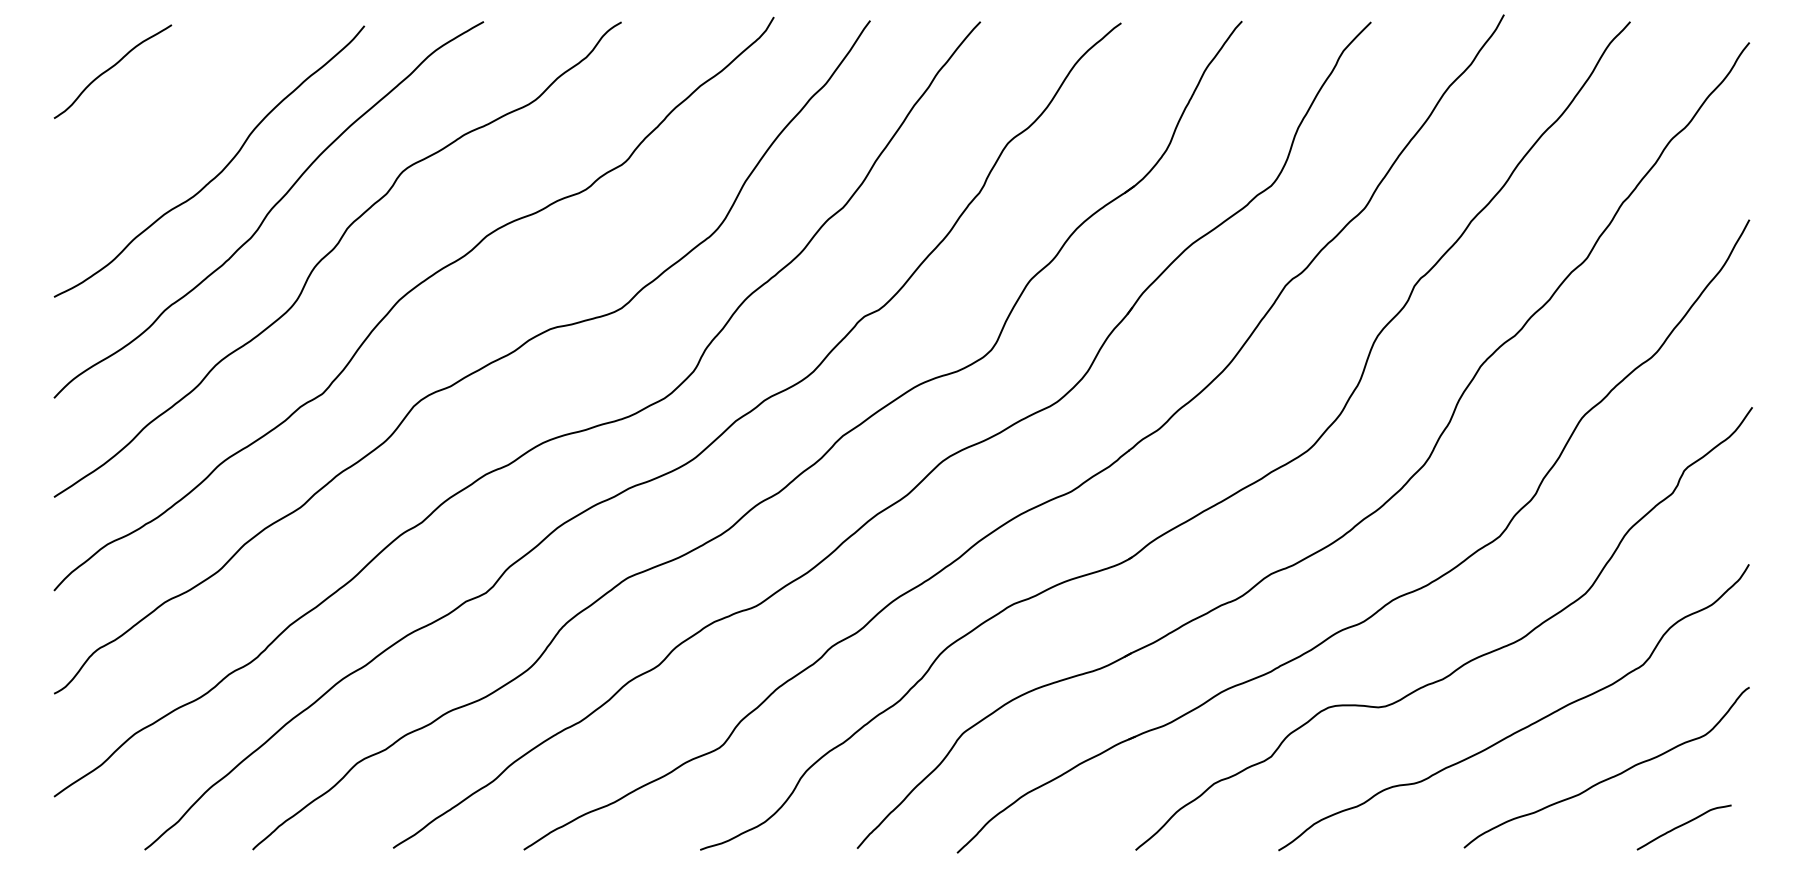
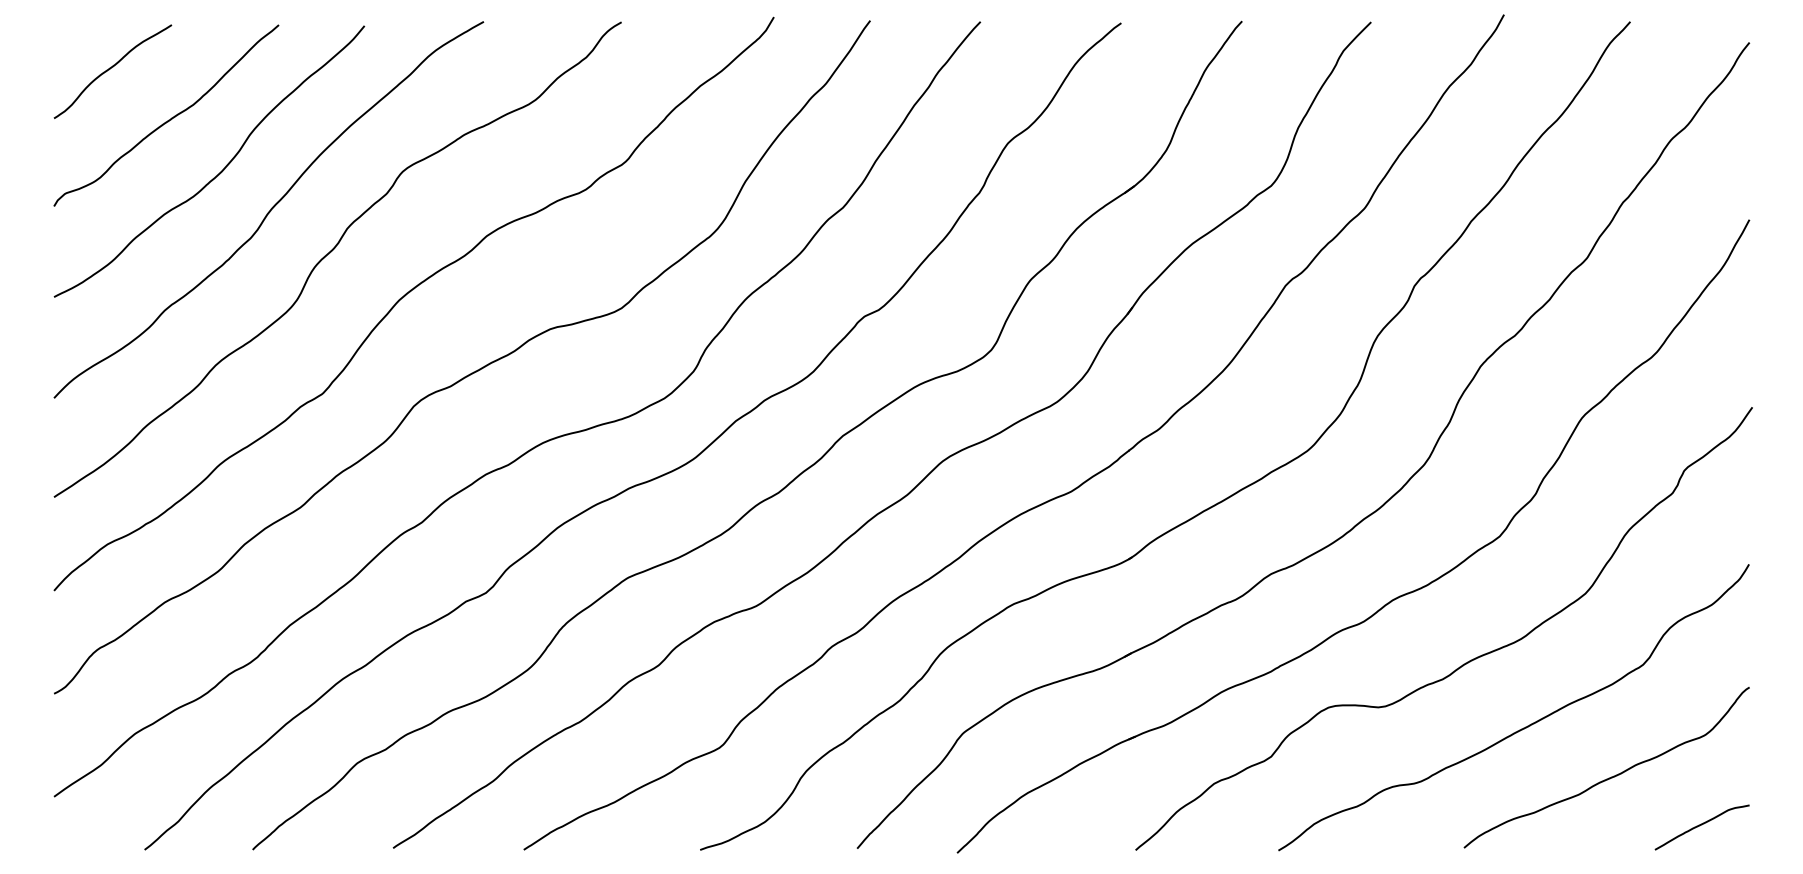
curve: none -> present (168, 119)
curve position: (1683, 825) -> (1701, 825) (1701, 825)
